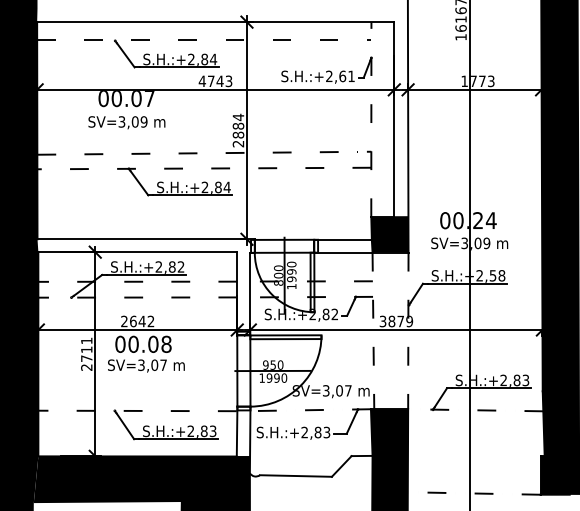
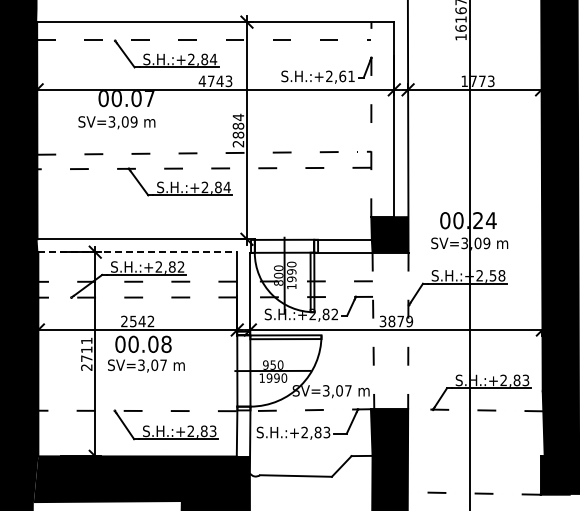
text position: (126, 122) -> (116, 122) (116, 122)
line: solid -> dashed (138, 252)
text: 2642 -> 2542 (133, 321)
